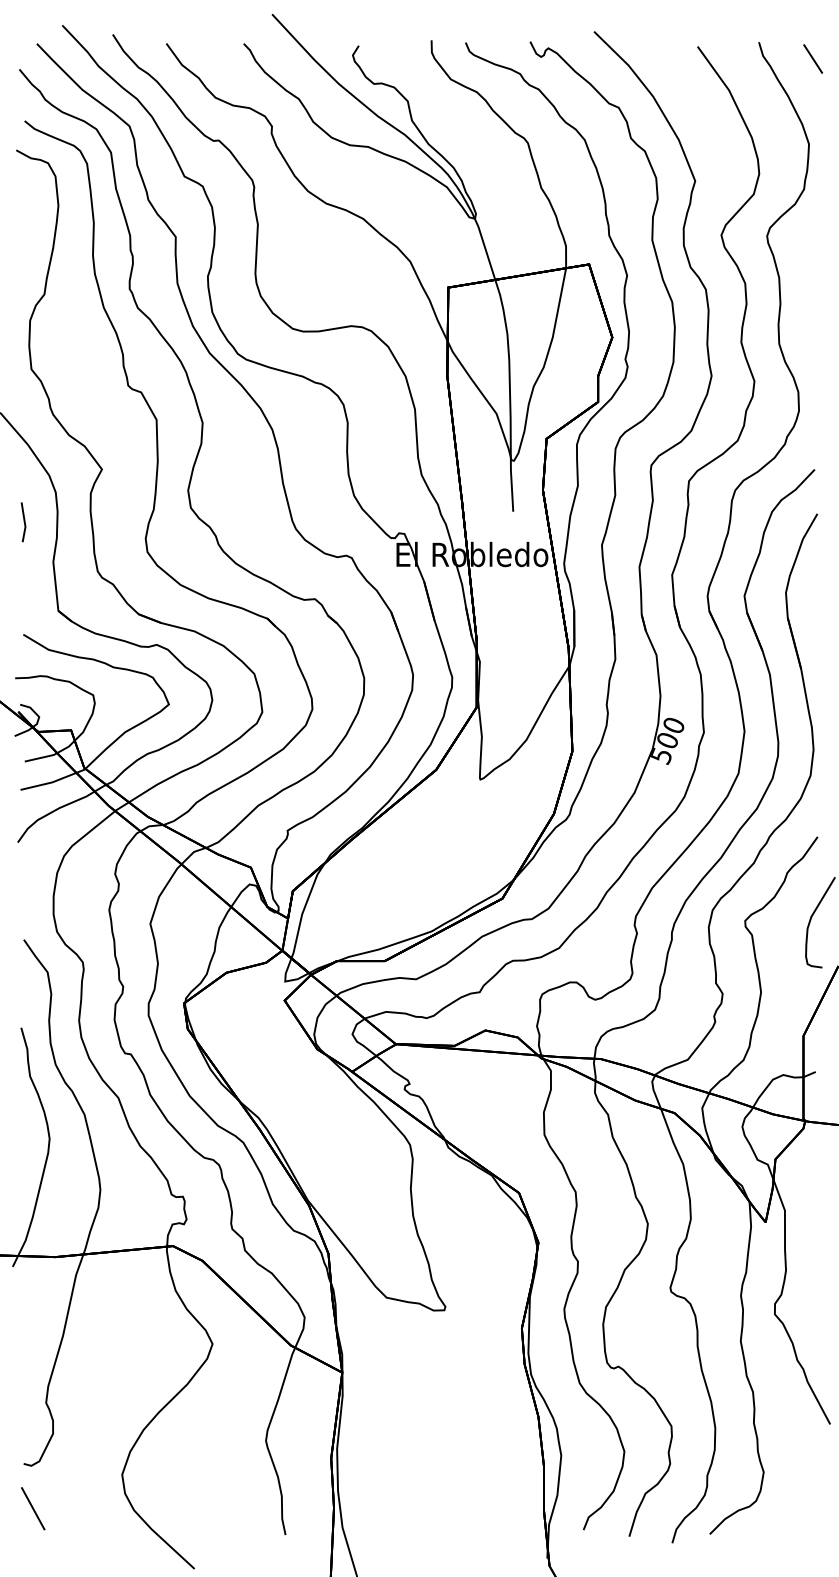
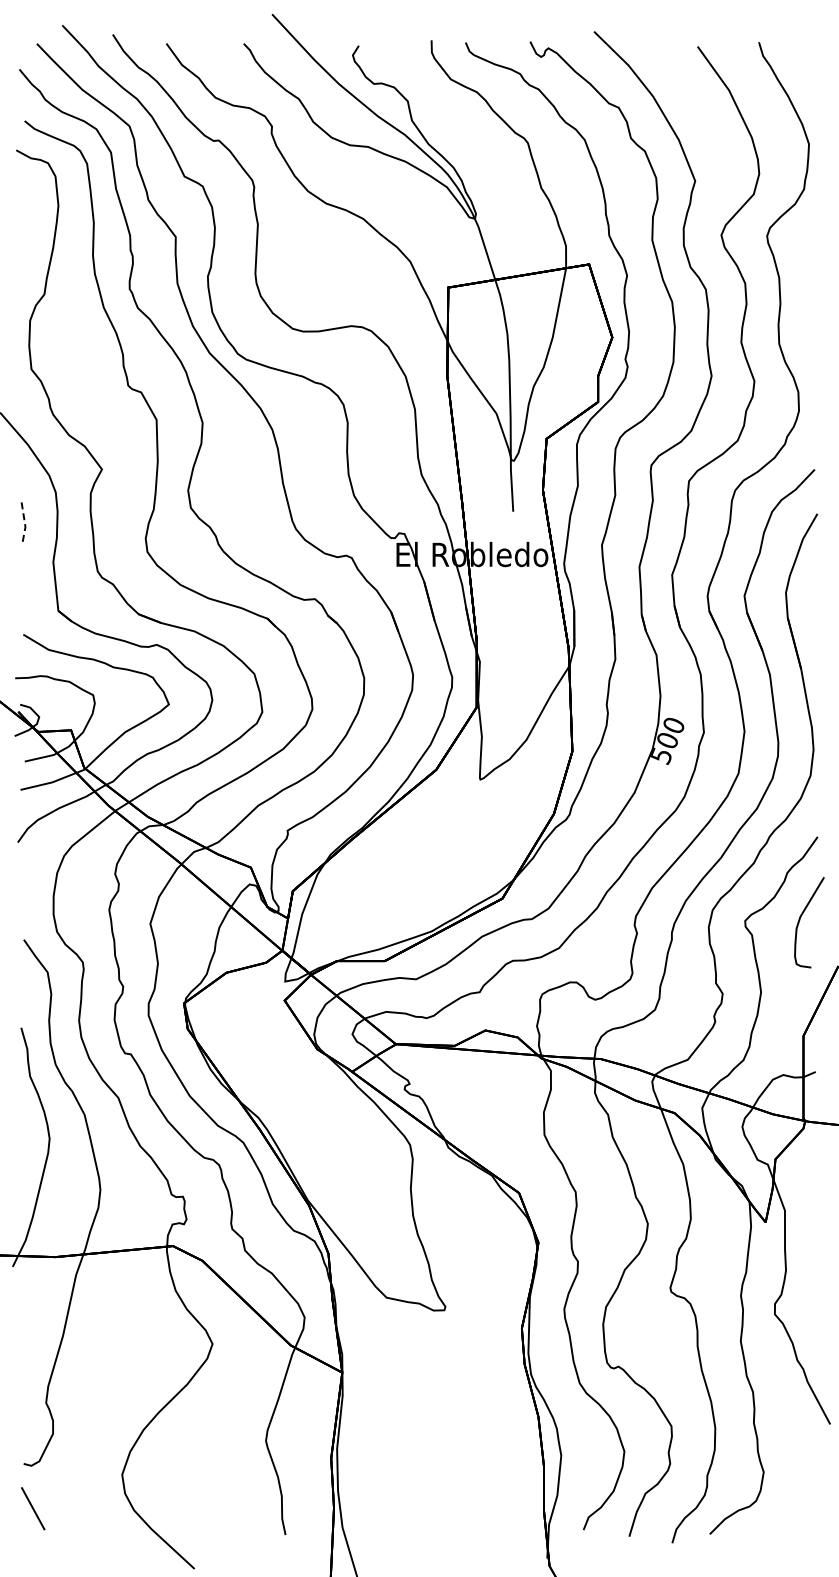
line: present -> none (812, 58)
line: solid -> dashed (24, 523)
curve position: (811, 920) -> (800, 920) (800, 920)
